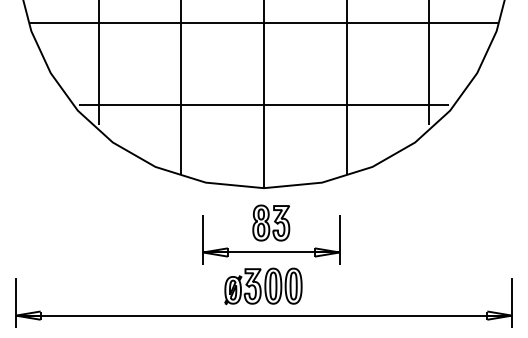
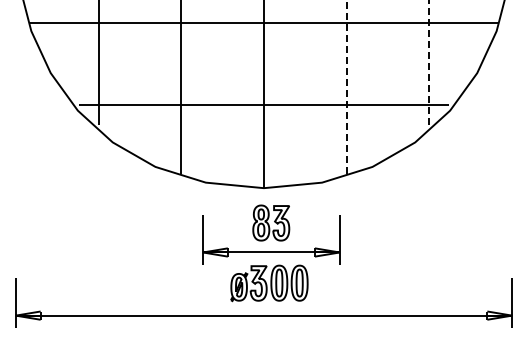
line: solid -> dashed (429, 61)
line: solid -> dashed (346, 87)
part position: (263, 286) -> (269, 283) (269, 283)
